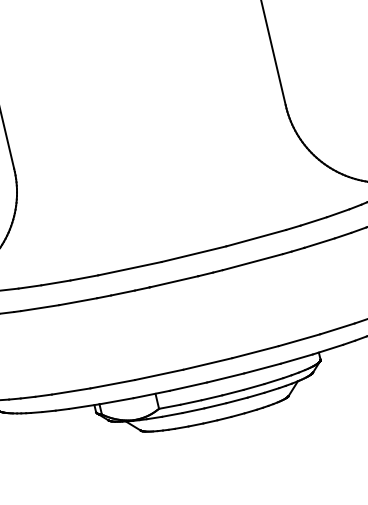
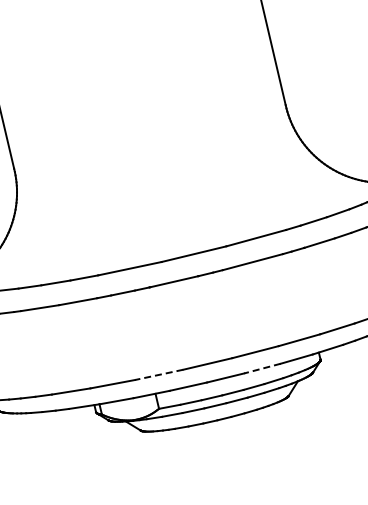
line: solid -> dashed (262, 368)
line: solid -> dashed (159, 374)
